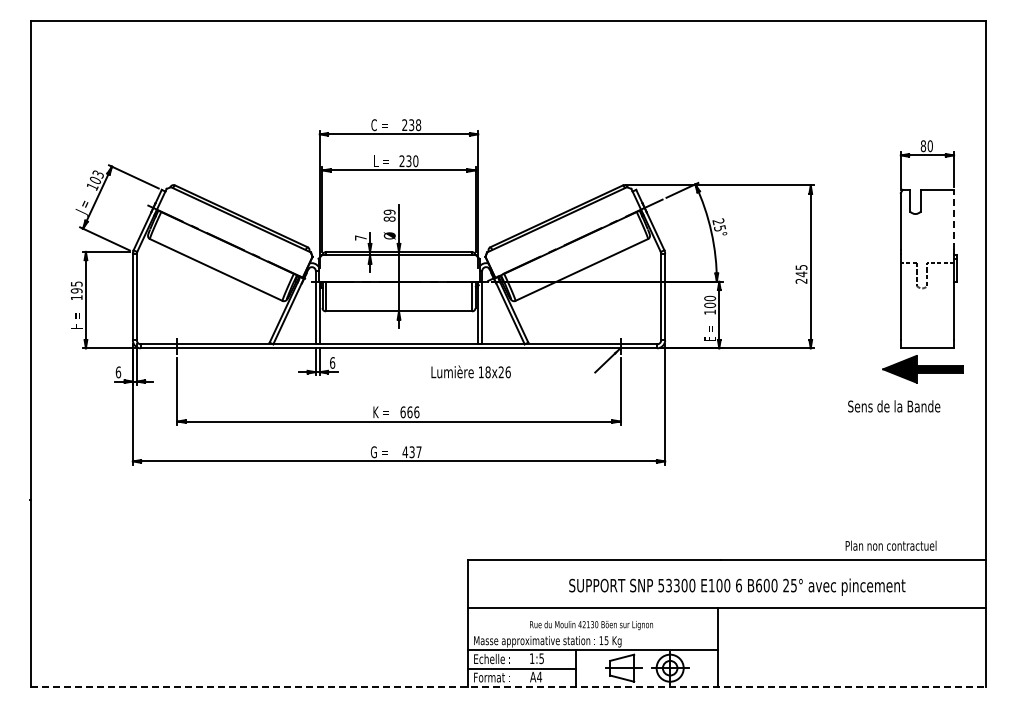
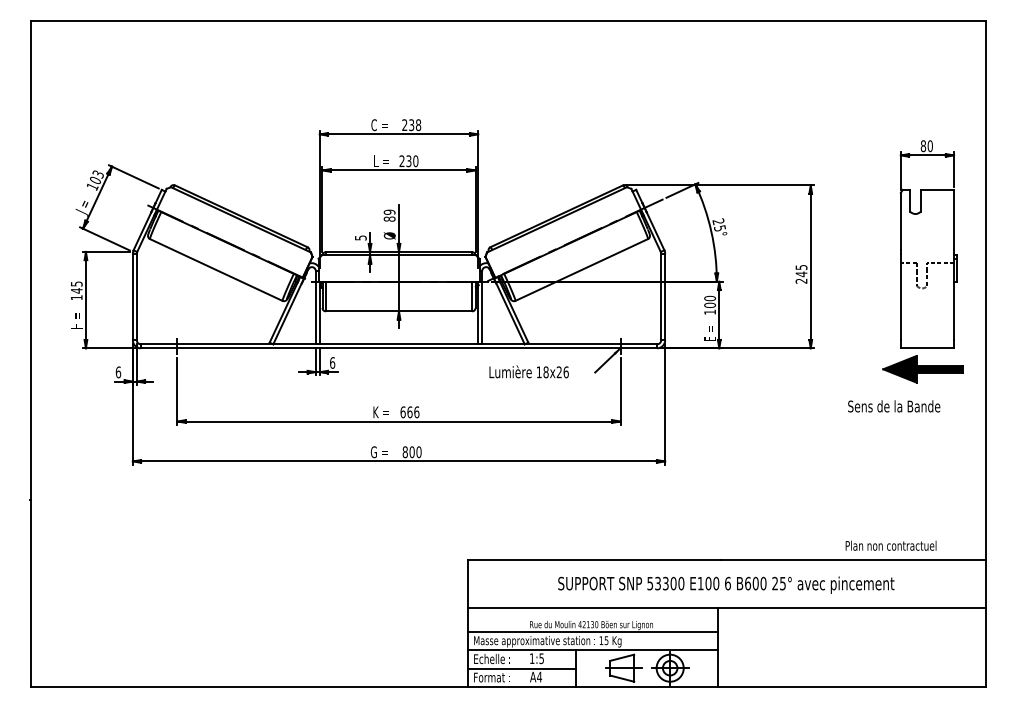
line: dashed -> solid (954, 219)
text: 7 -> 5 (360, 237)
text: 195 -> 145 (76, 290)
text position: (470, 371) -> (528, 371) (528, 371)
text: 437 -> 800 (411, 452)
text position: (737, 586) -> (726, 584) (726, 584)
line: none -> present (592, 632)
line: dashed -> solid (508, 686)
